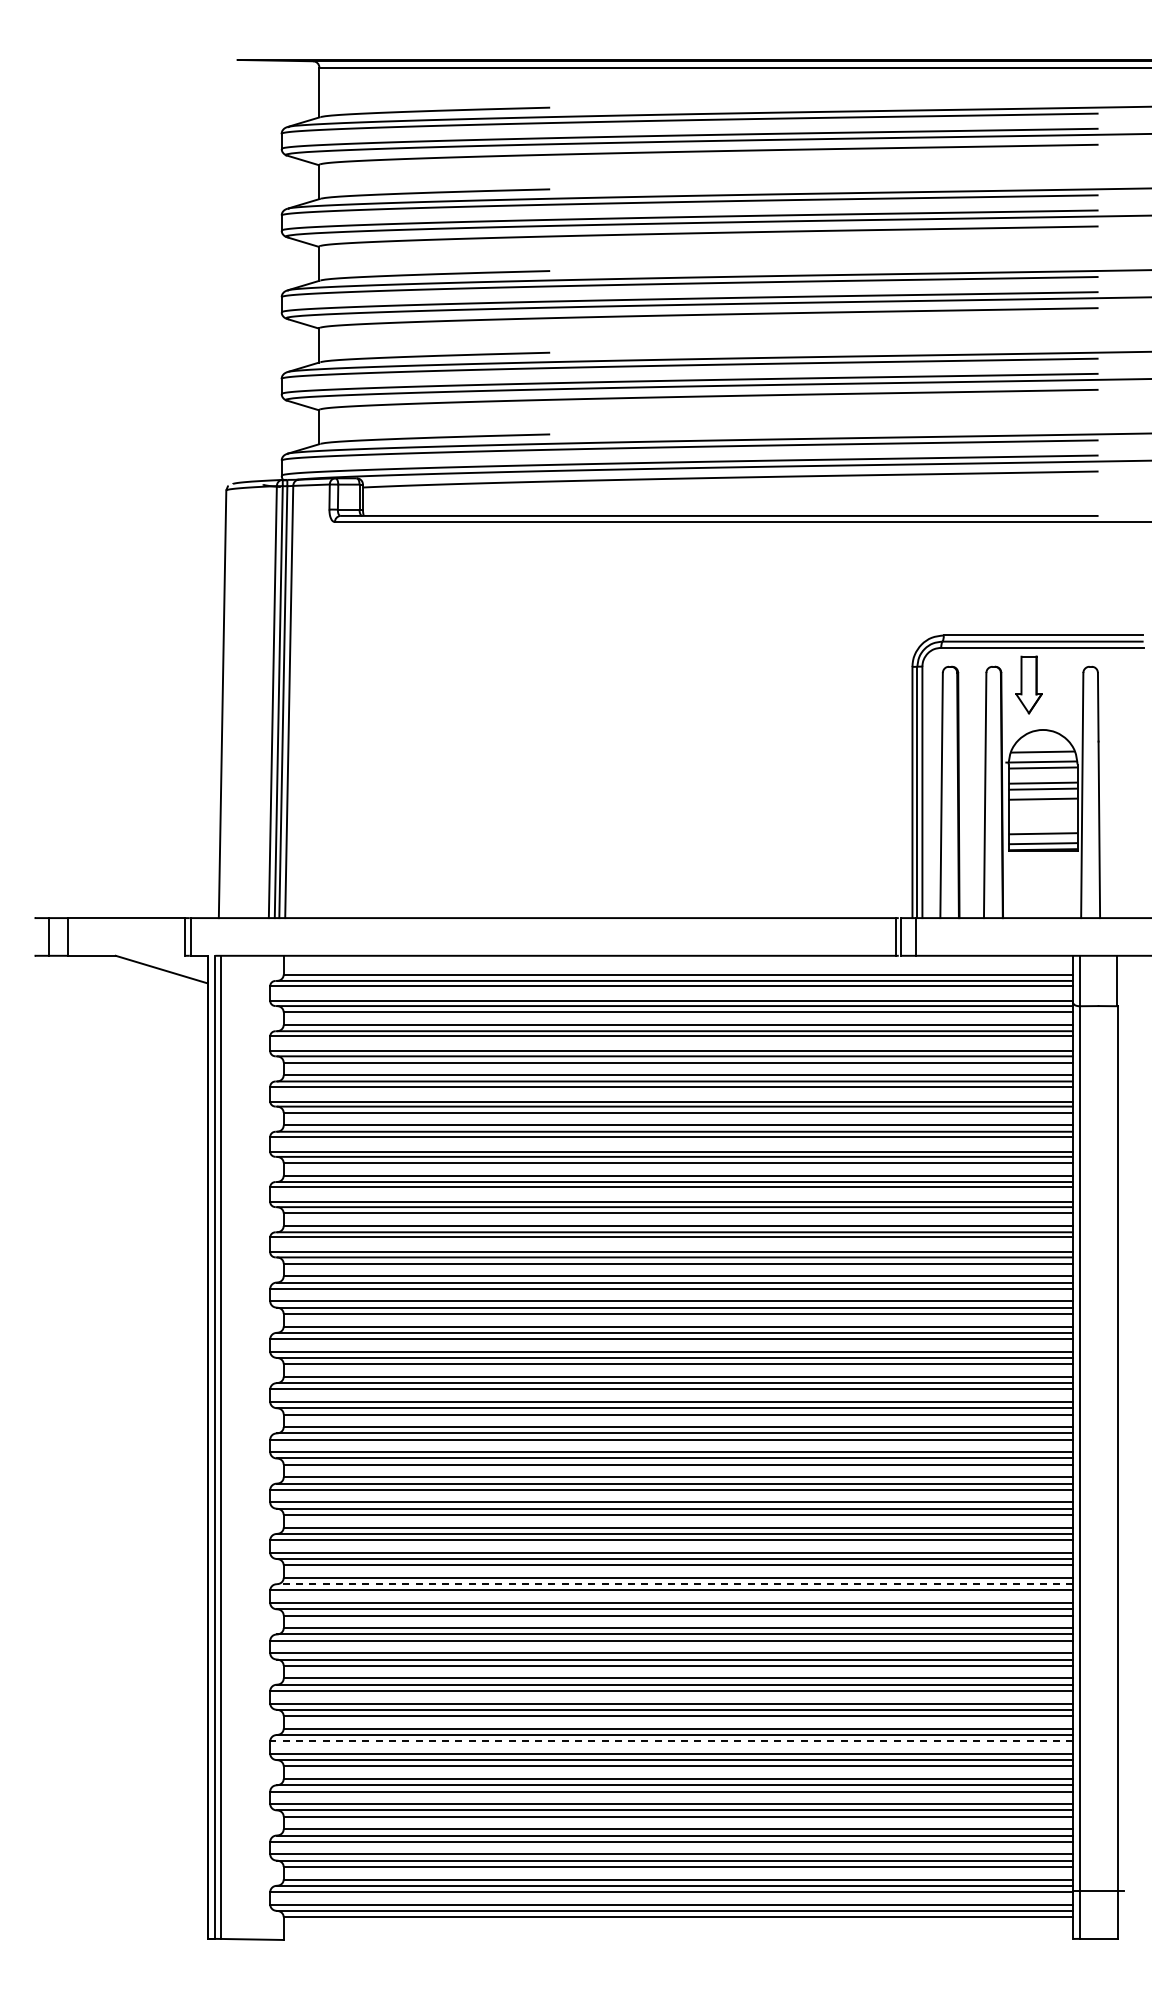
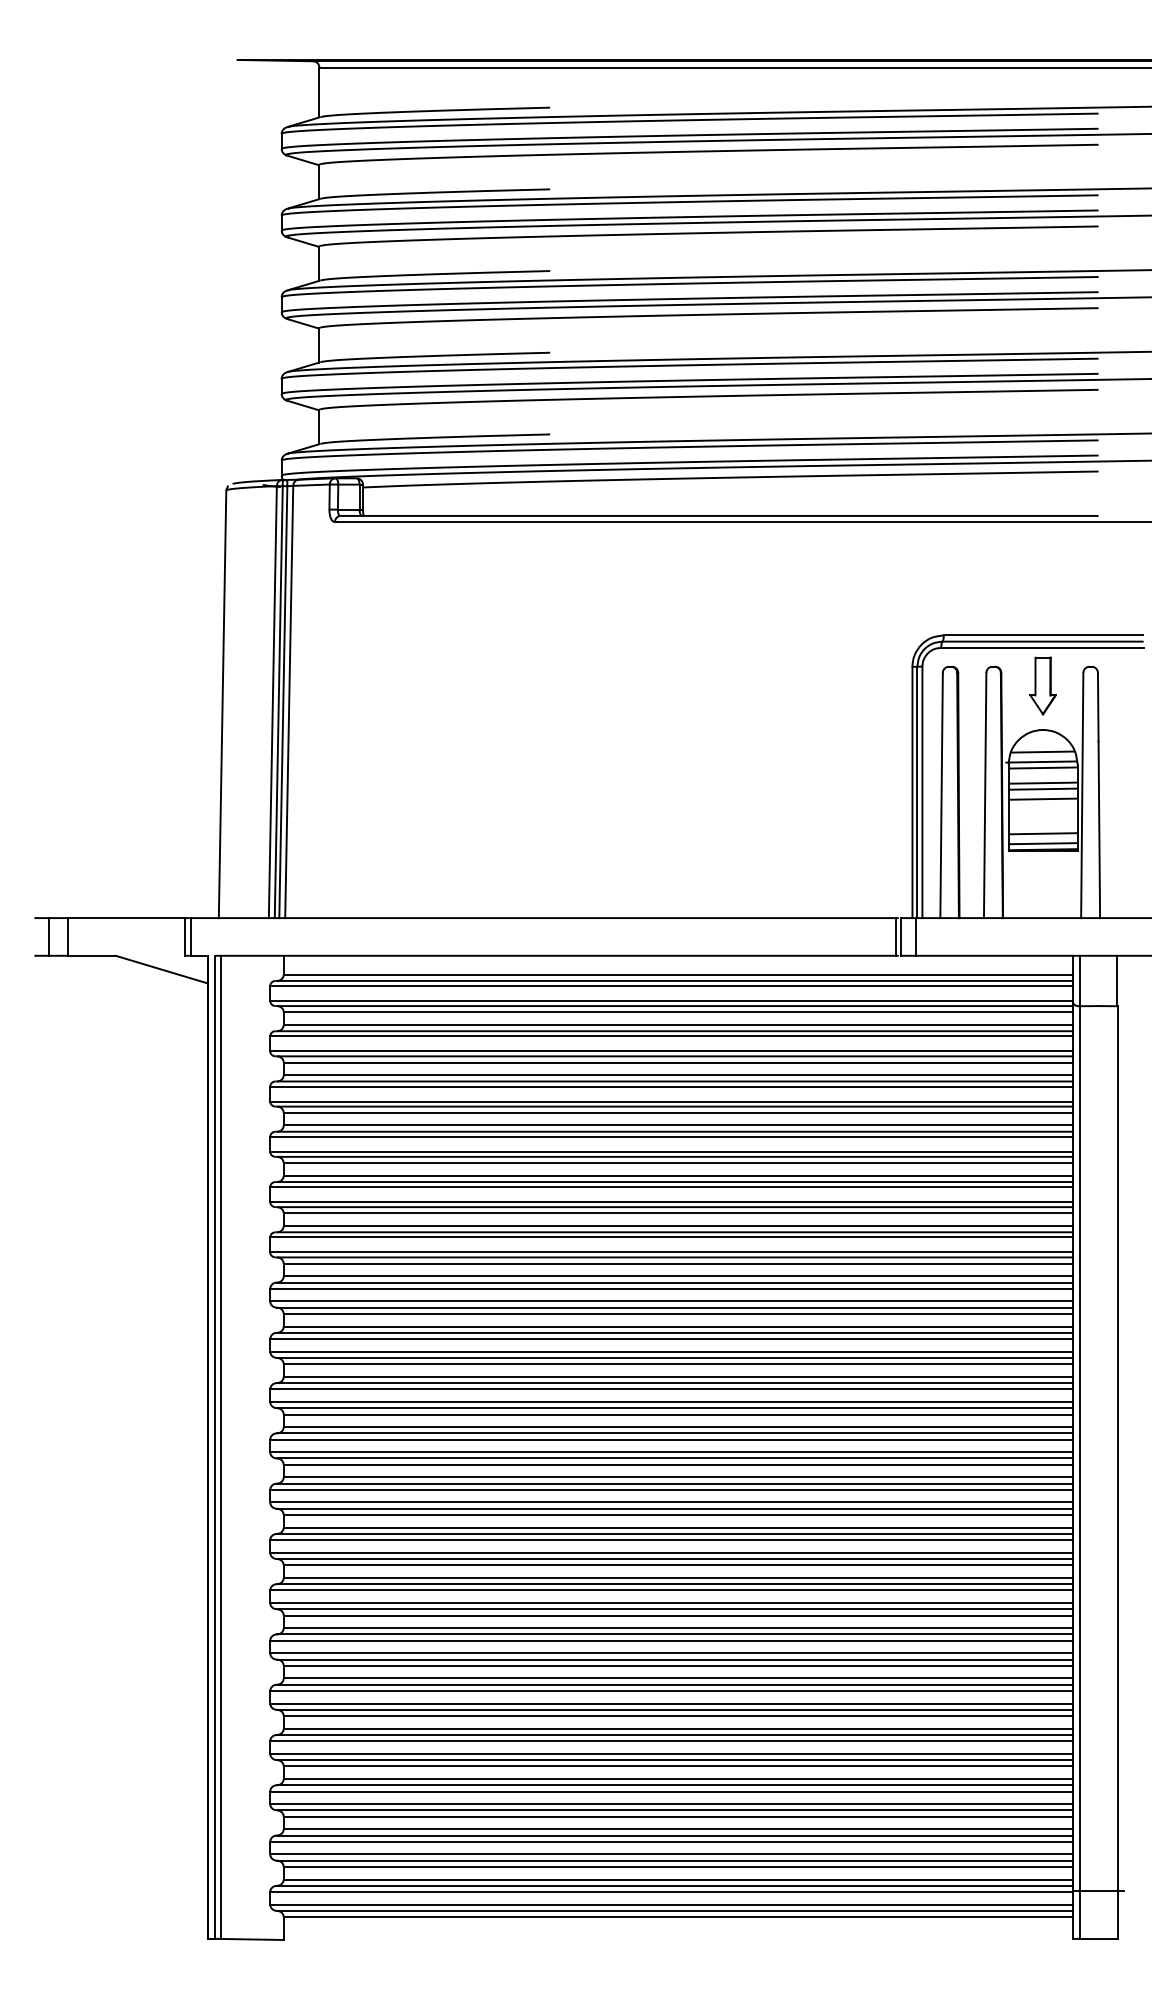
part position: (1028, 684) -> (1042, 685) (1042, 685)
line: dashed -> solid (674, 1584)
line: dashed -> solid (671, 1741)
